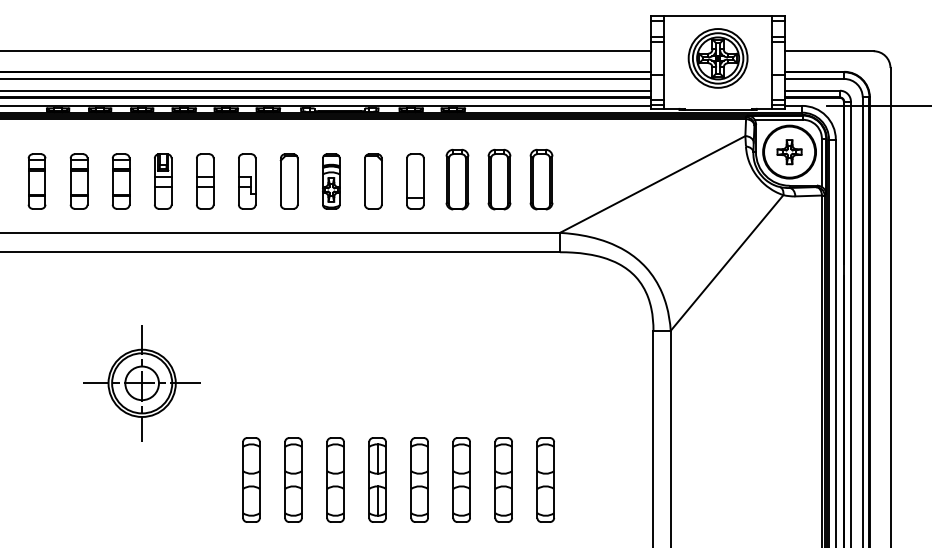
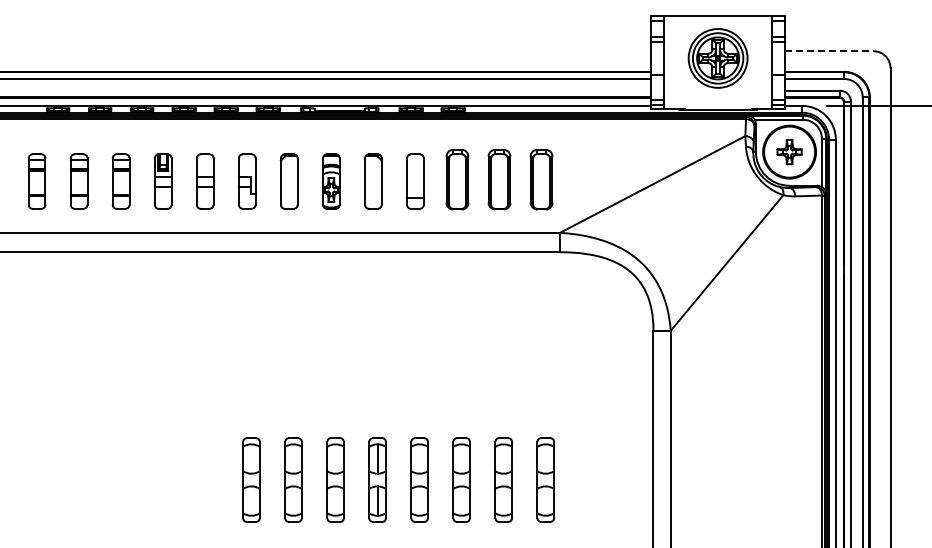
line: present -> none (326, 51)
line: solid -> dashed (830, 51)
line: present -> none (326, 90)
part: present -> none (141, 383)
